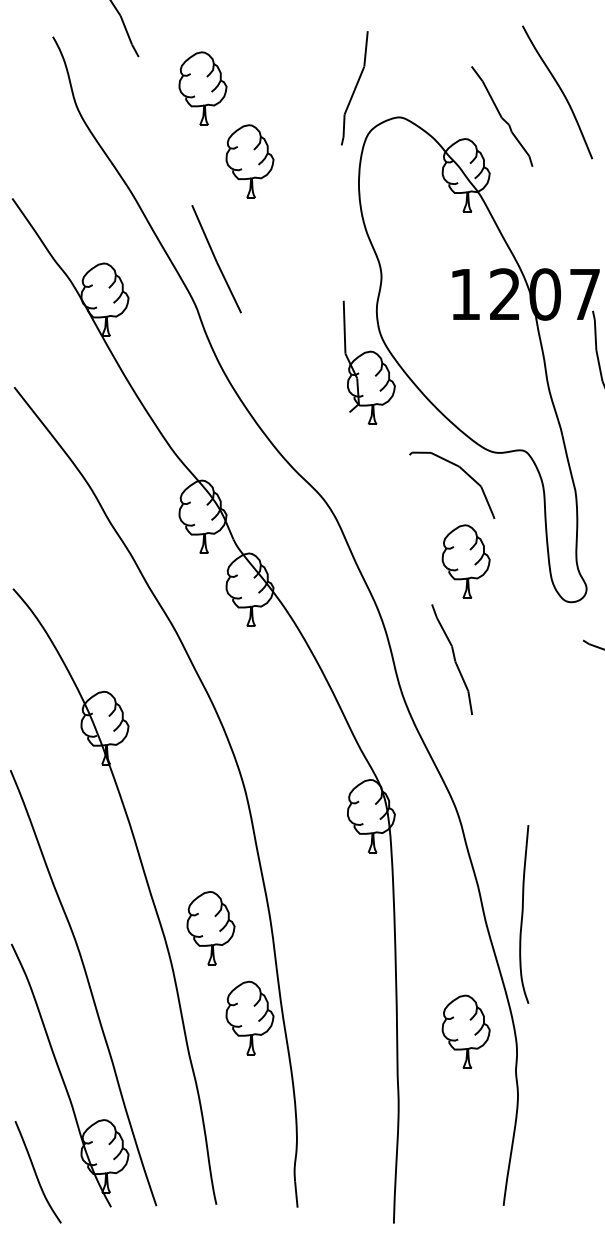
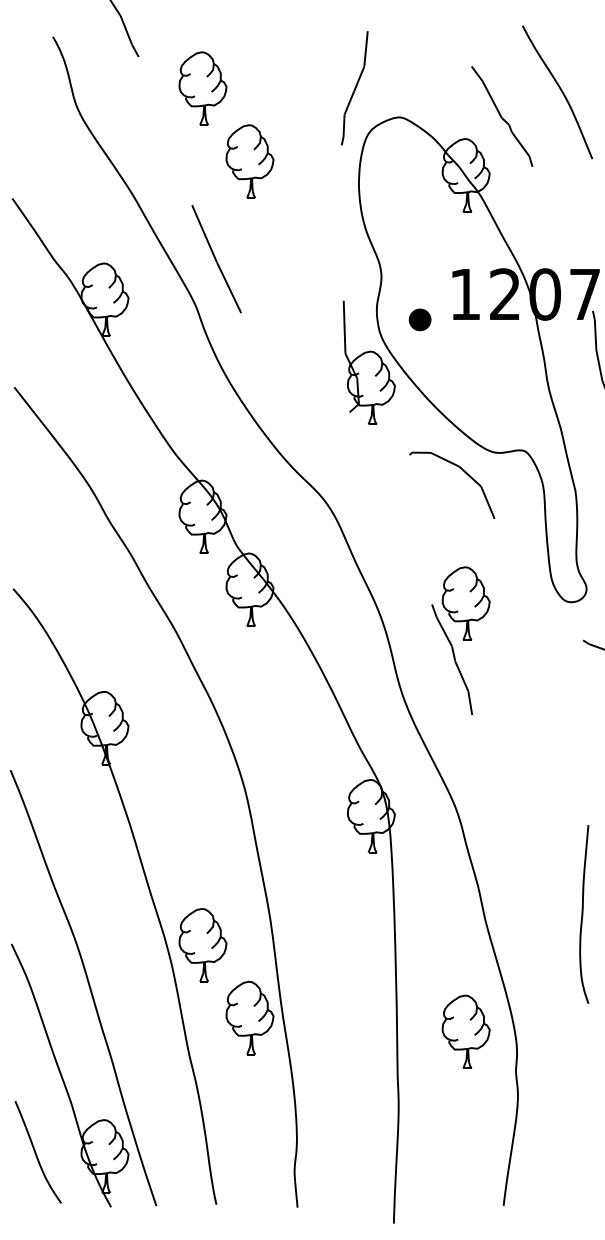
part: none -> present (419, 319)
part position: (465, 561) -> (465, 603) (465, 603)
curve position: (523, 914) -> (583, 914) (583, 914)
part position: (210, 928) -> (202, 945) (202, 945)
curve position: (36, 1172) -> (36, 1152) (36, 1152)
